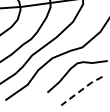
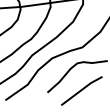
line: dashed -> solid (81, 90)
